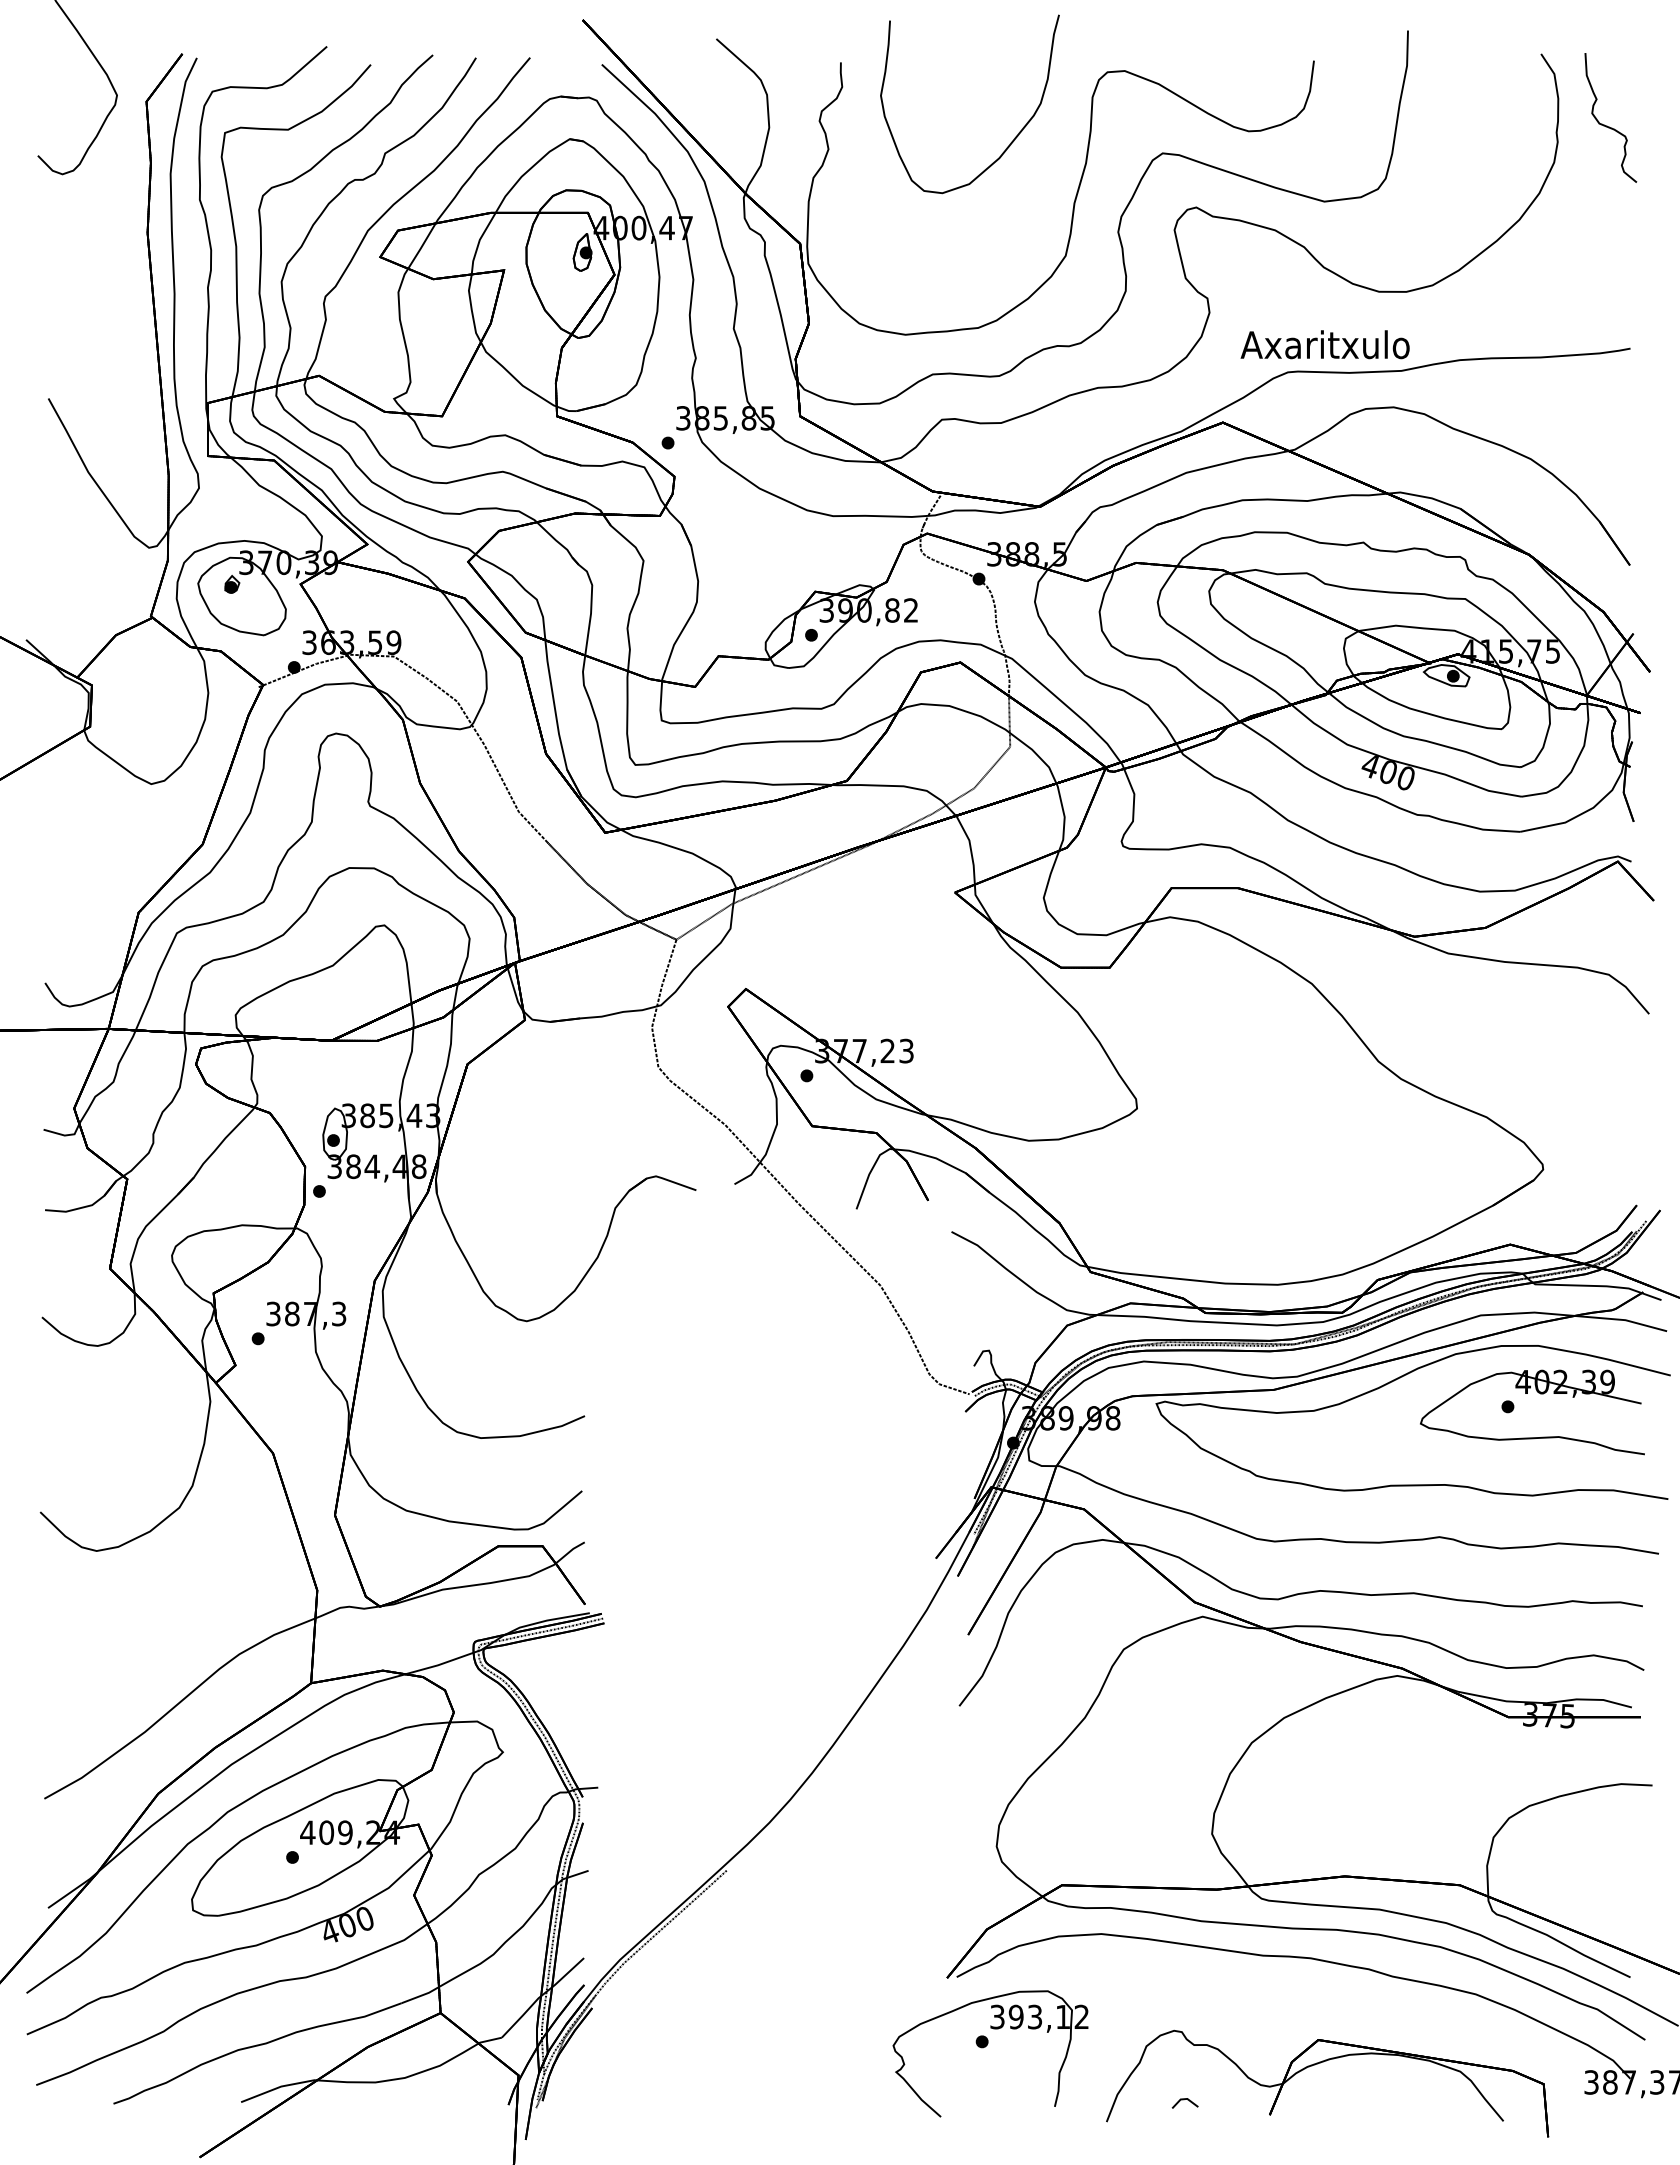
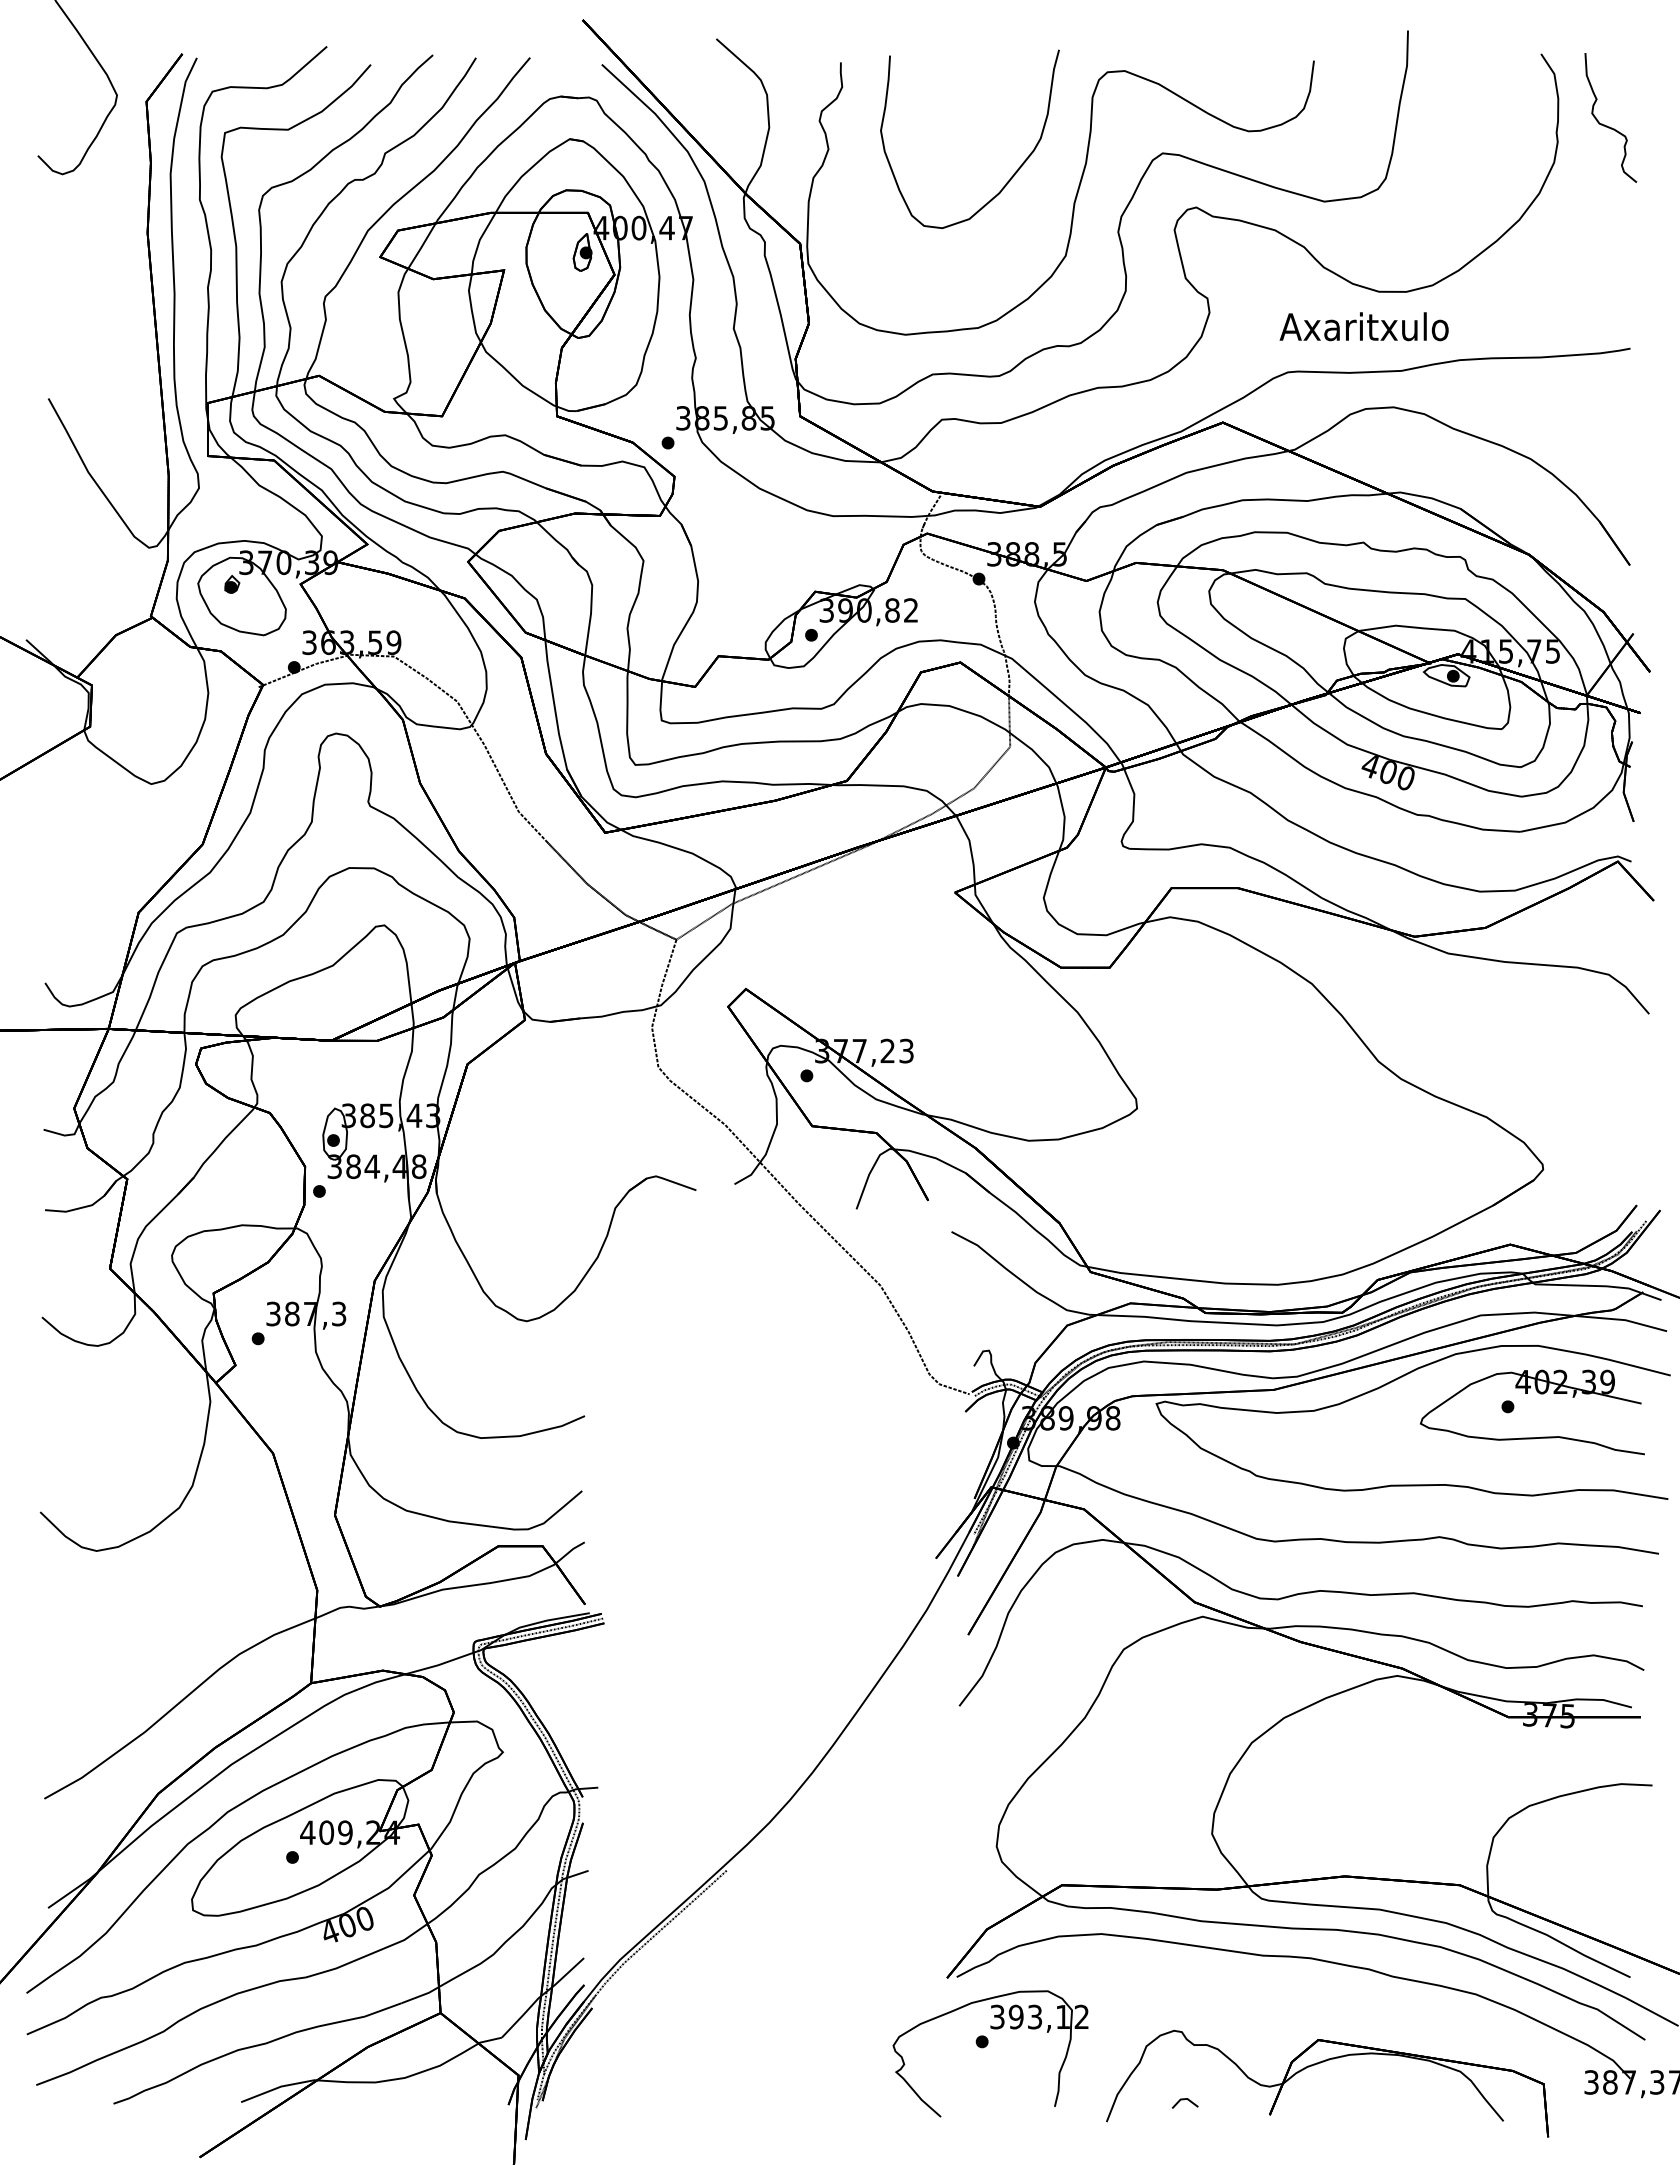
part position: (1014, 137) -> (1014, 172) (1014, 172)
text position: (1324, 344) -> (1363, 326) (1363, 326)
